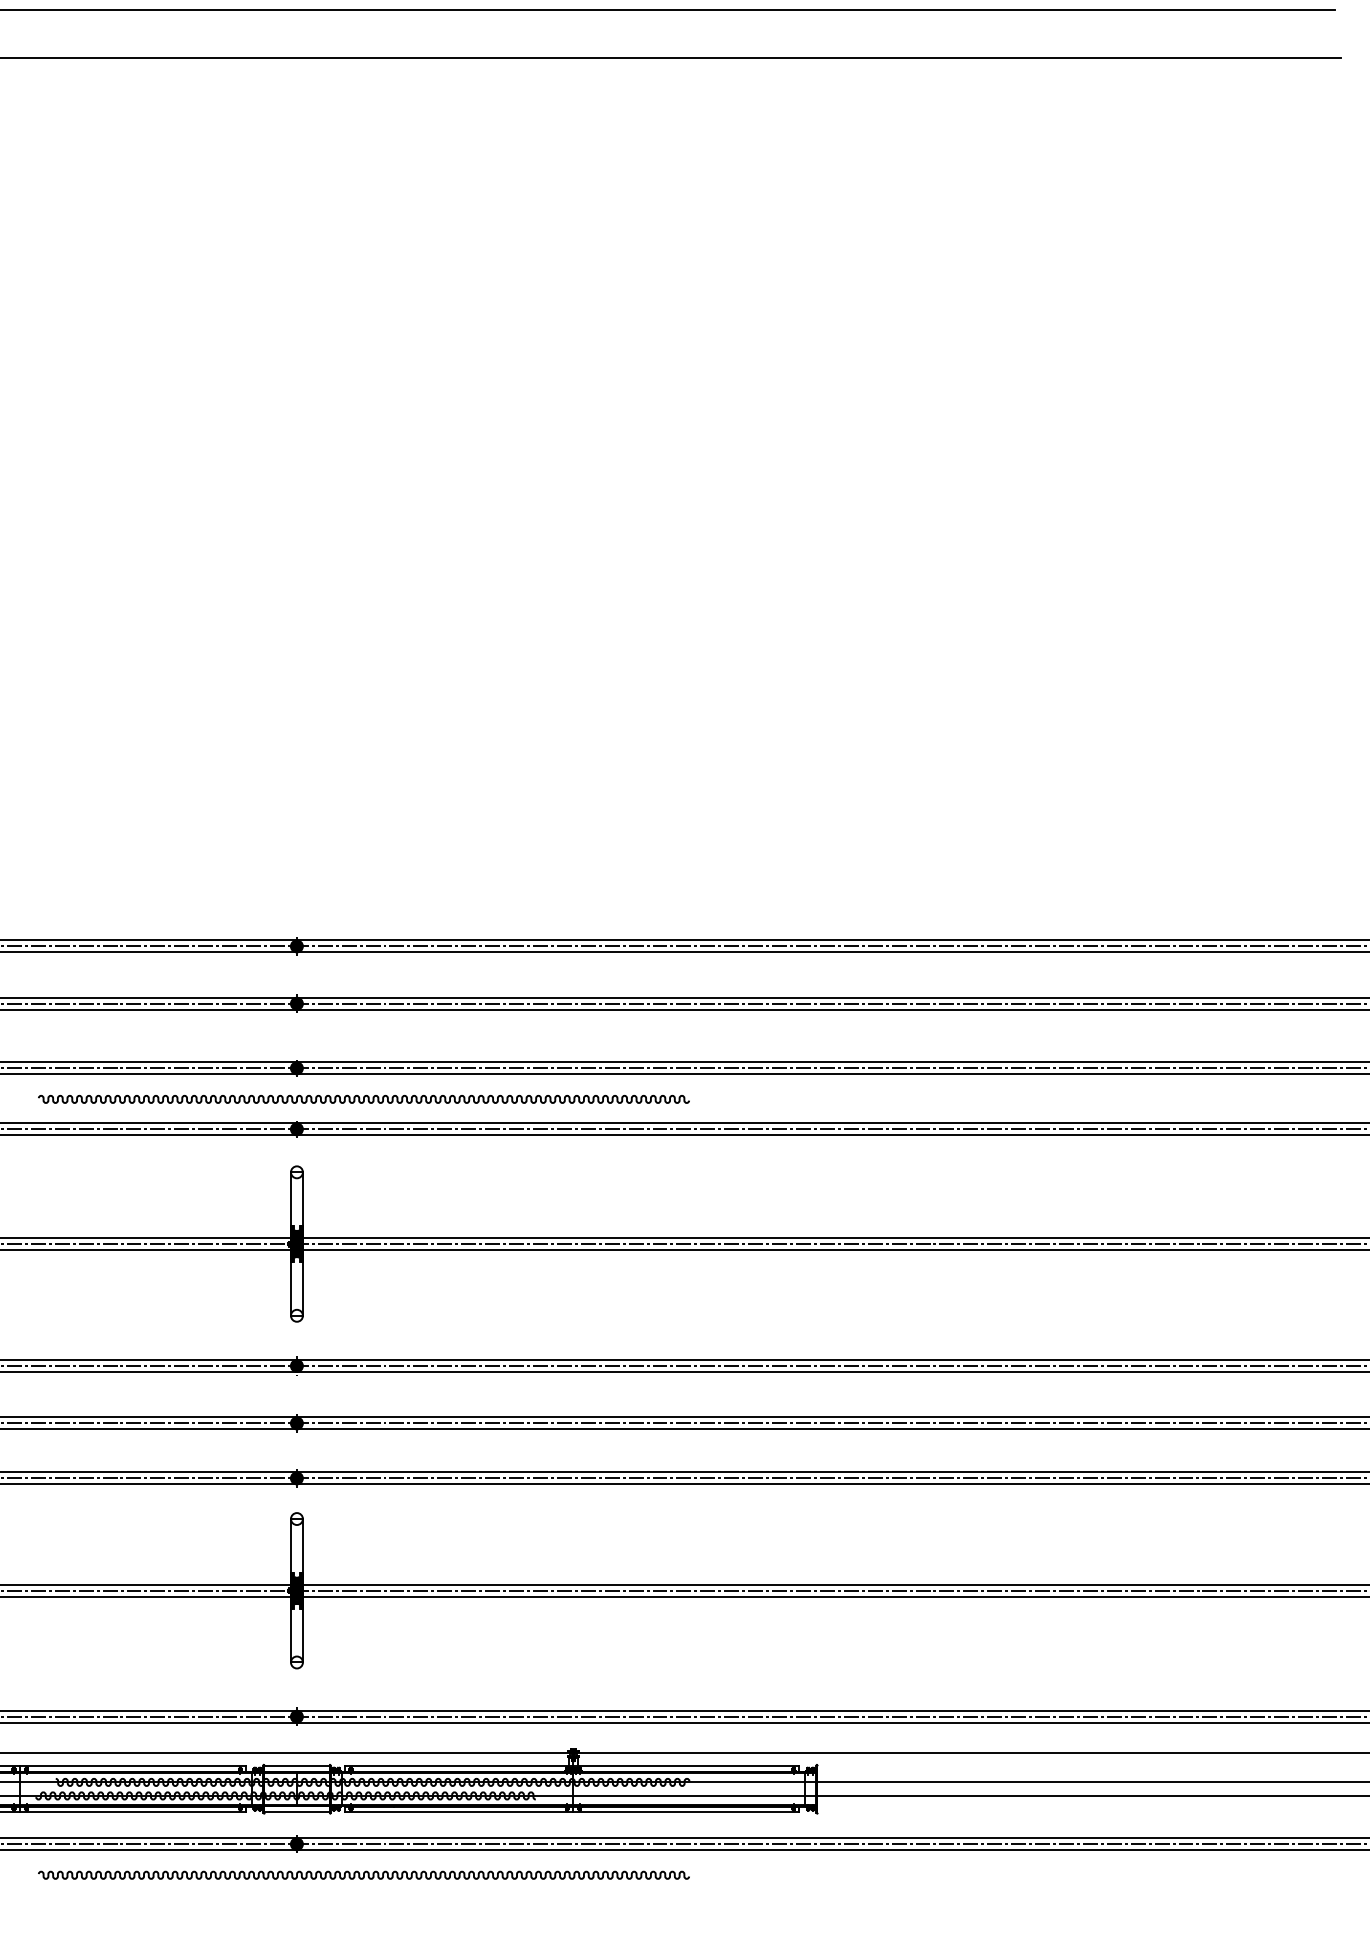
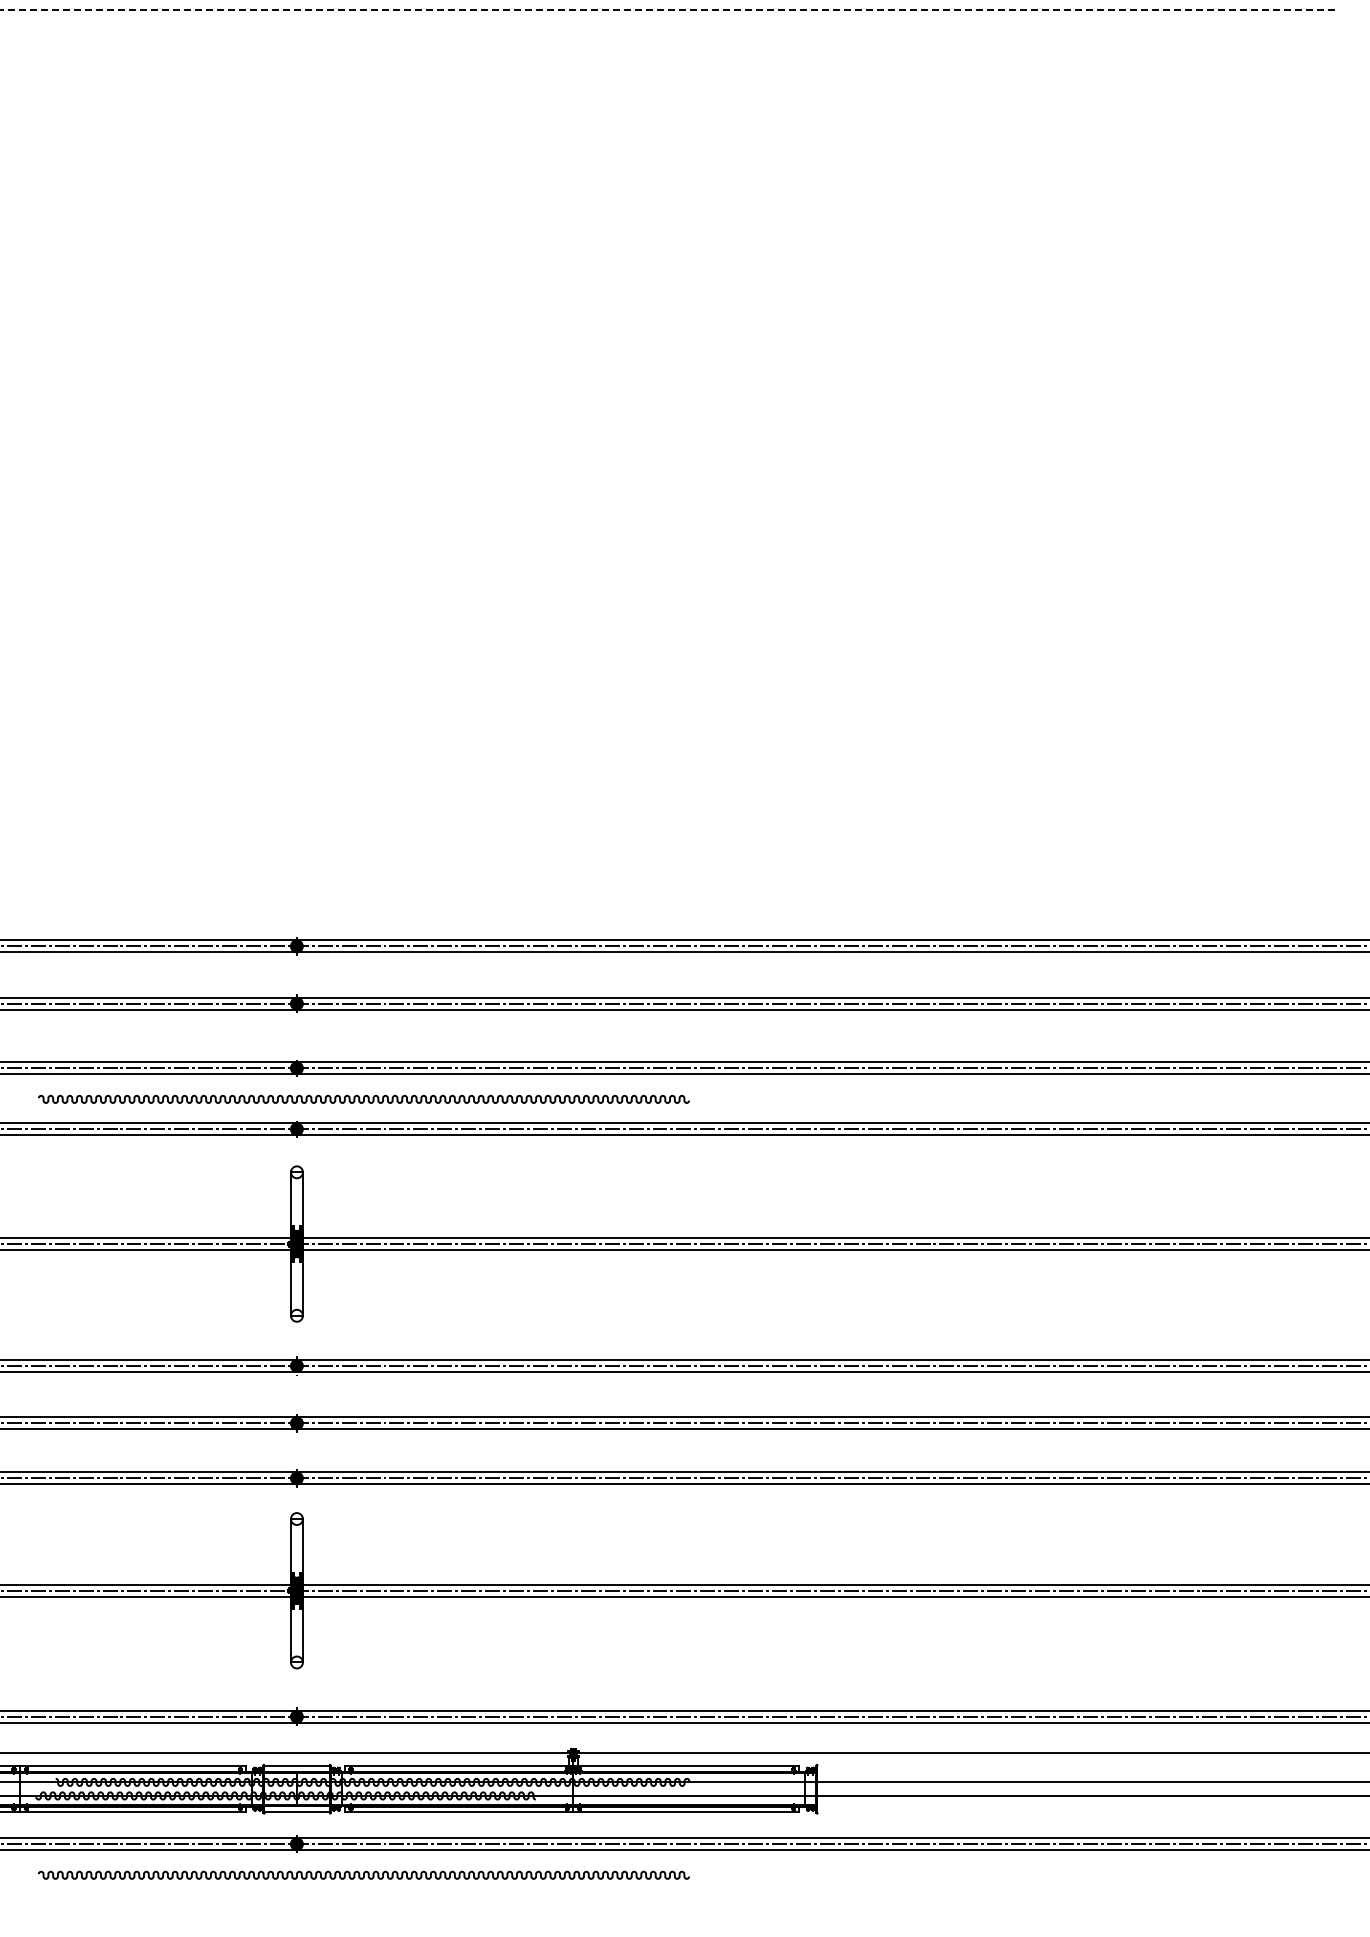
line: solid -> dashed (667, 10)
line: present -> none (671, 58)
